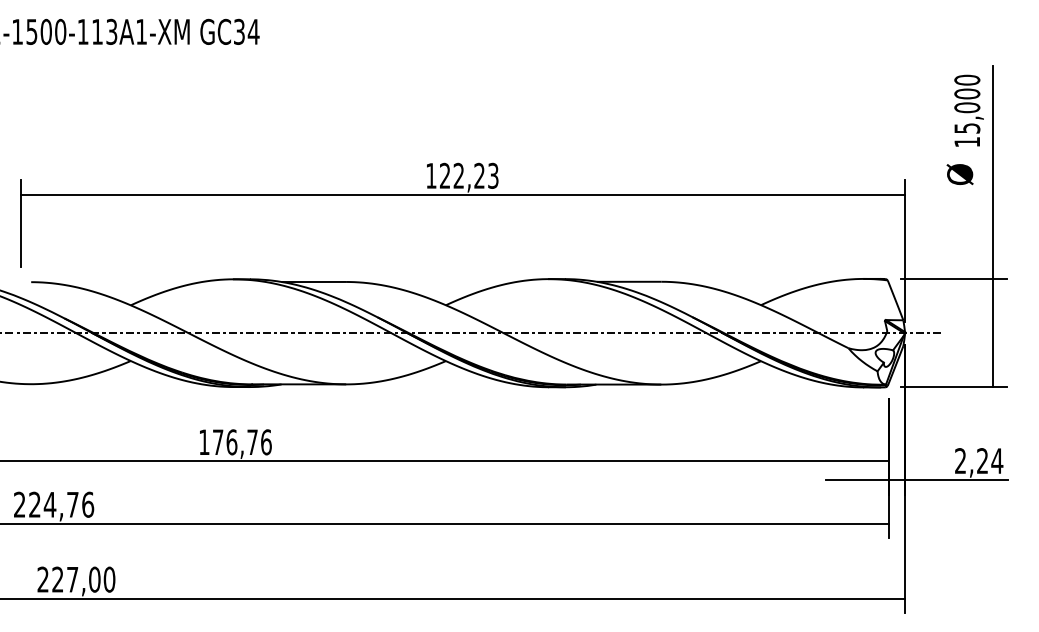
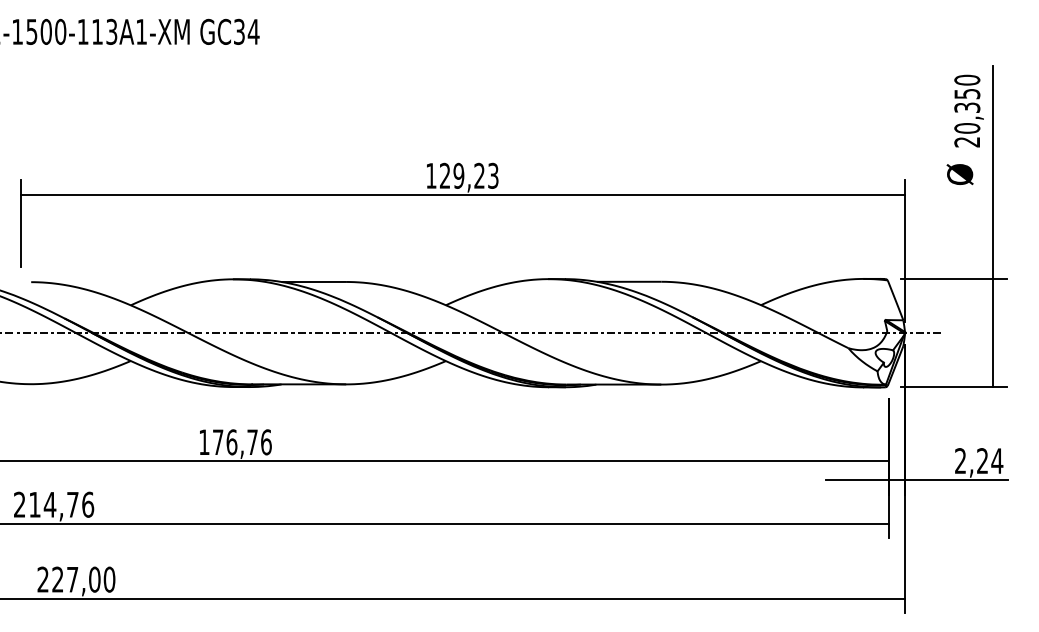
text: 15,000 -> 20,350 (967, 117)
text: 122,23 -> 129,23 (458, 175)
text: 224,76 -> 214,76 (34, 504)
